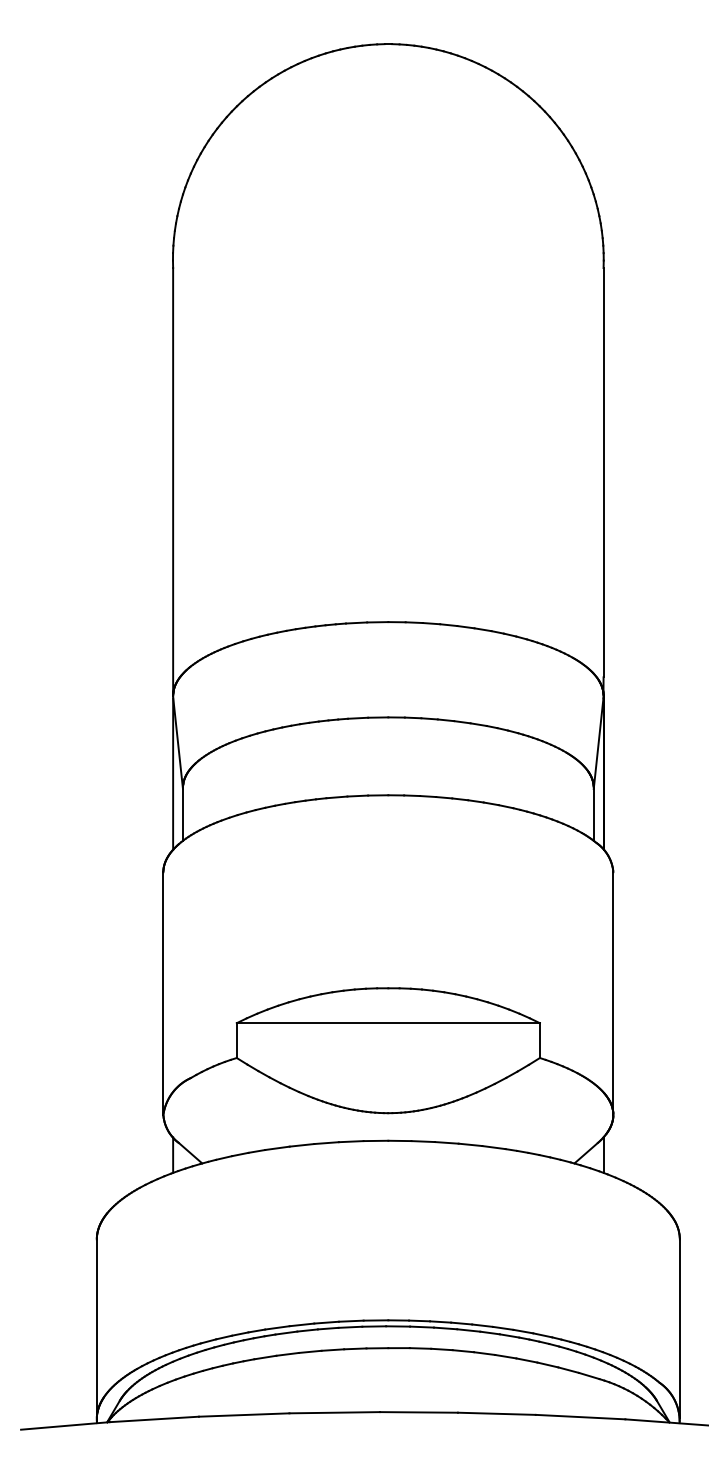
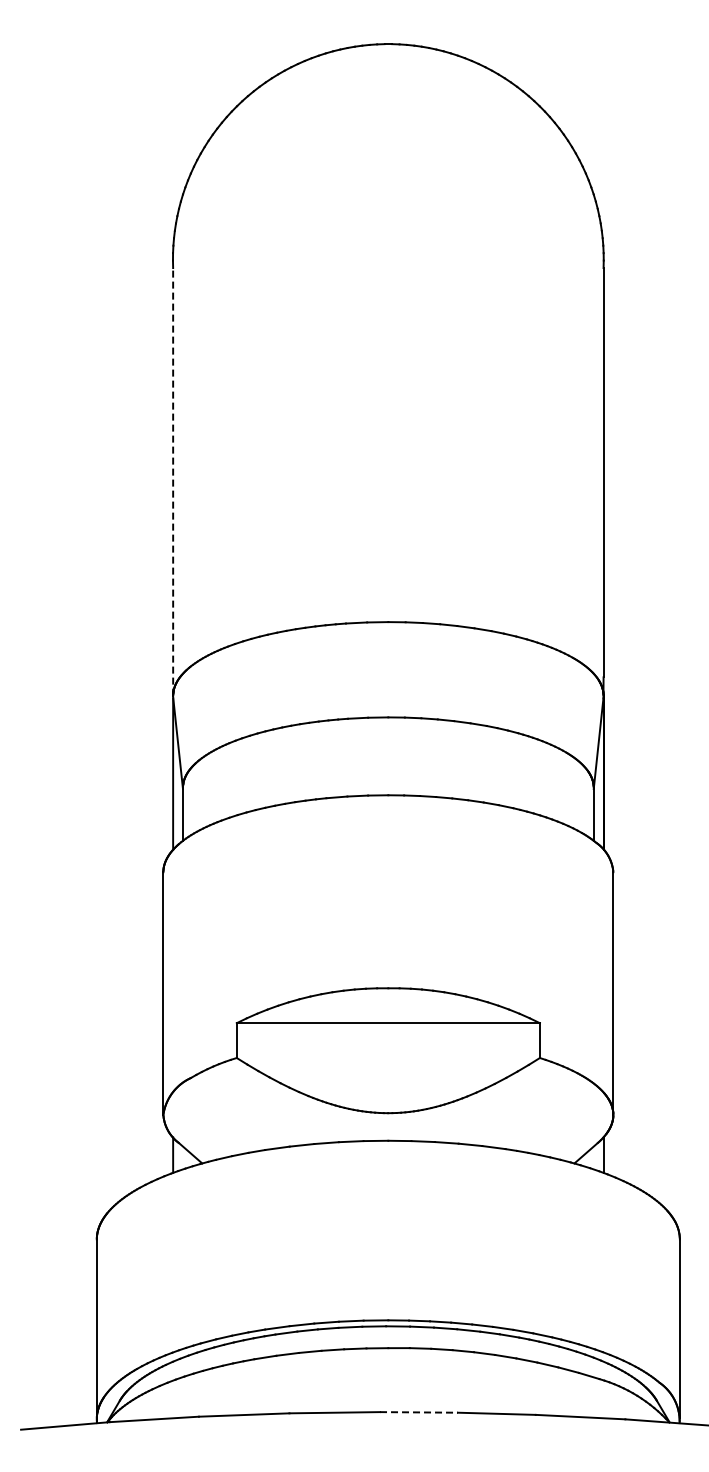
line: solid -> dashed (173, 481)
line: solid -> dashed (418, 1412)
